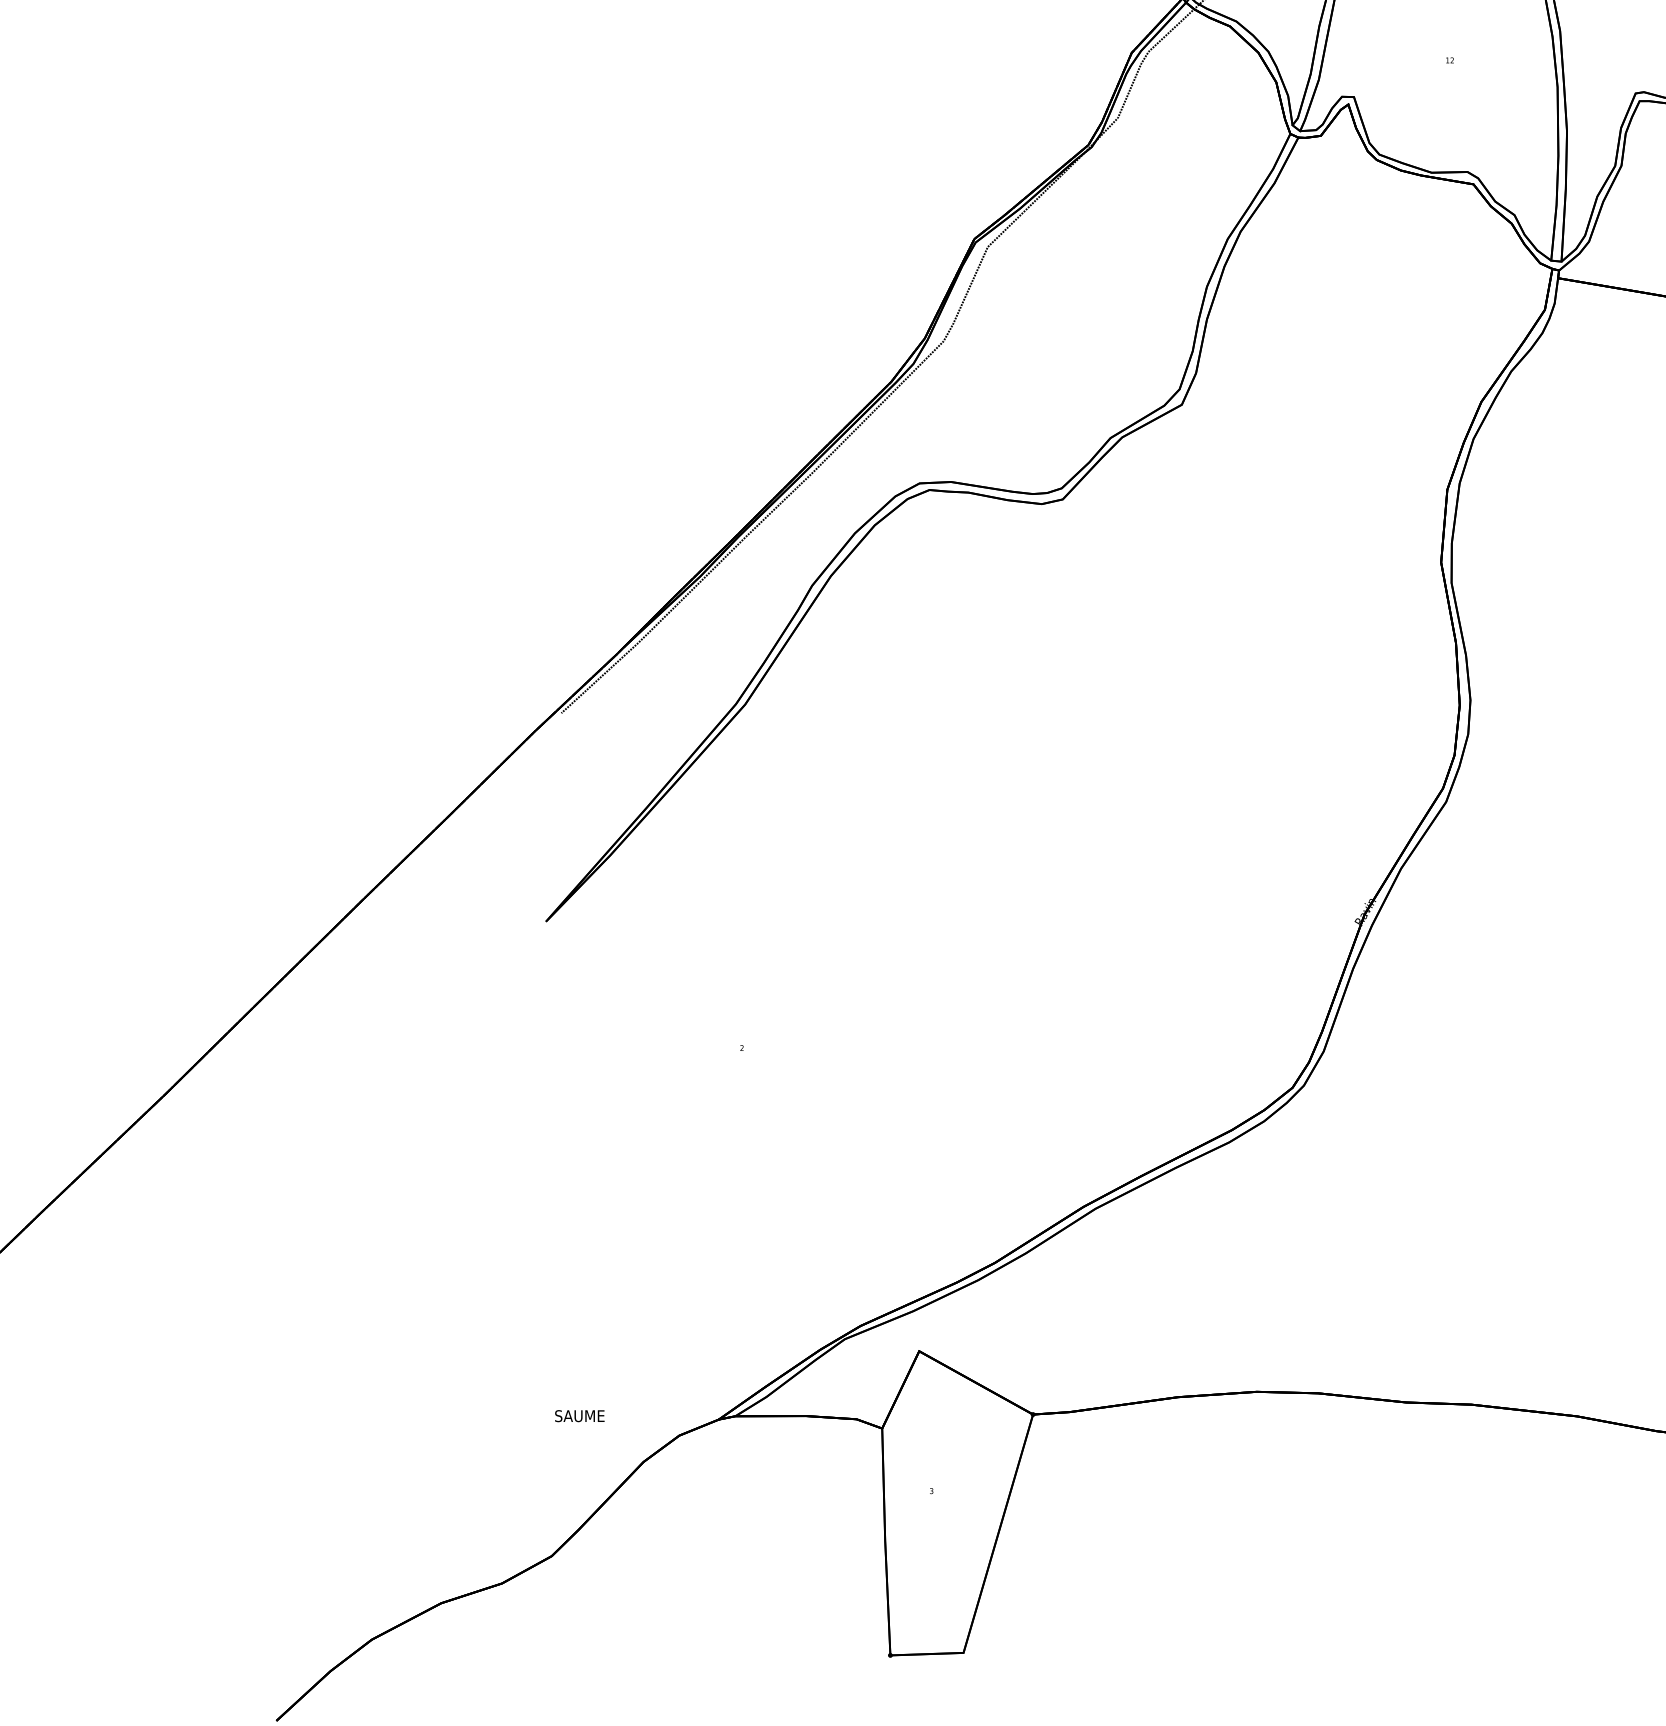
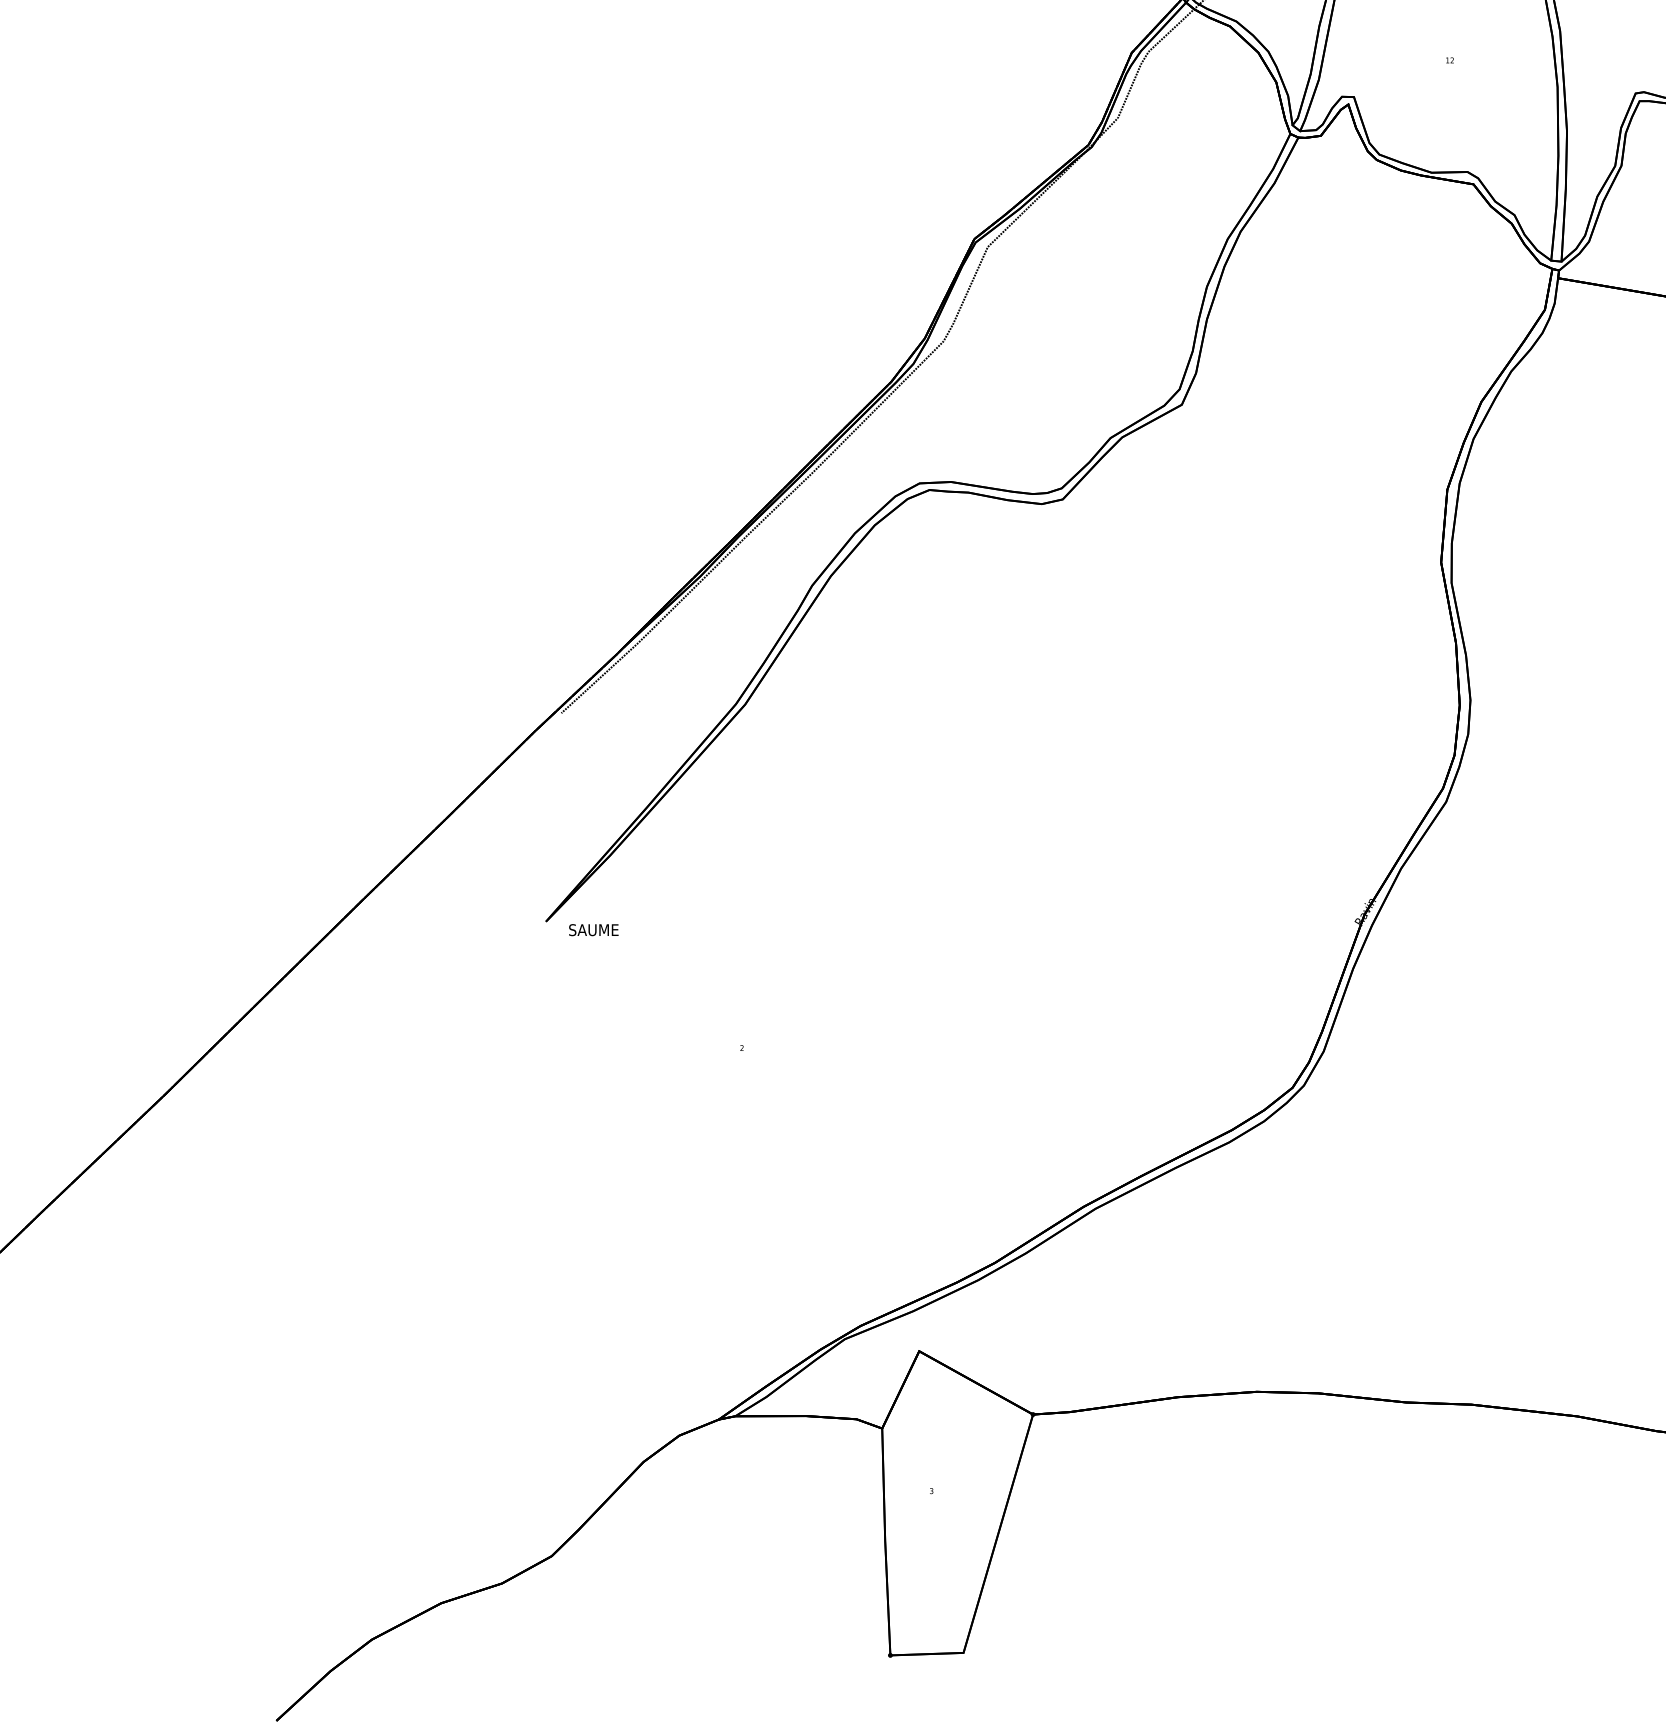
text position: (579, 1416) -> (593, 930) (593, 930)
